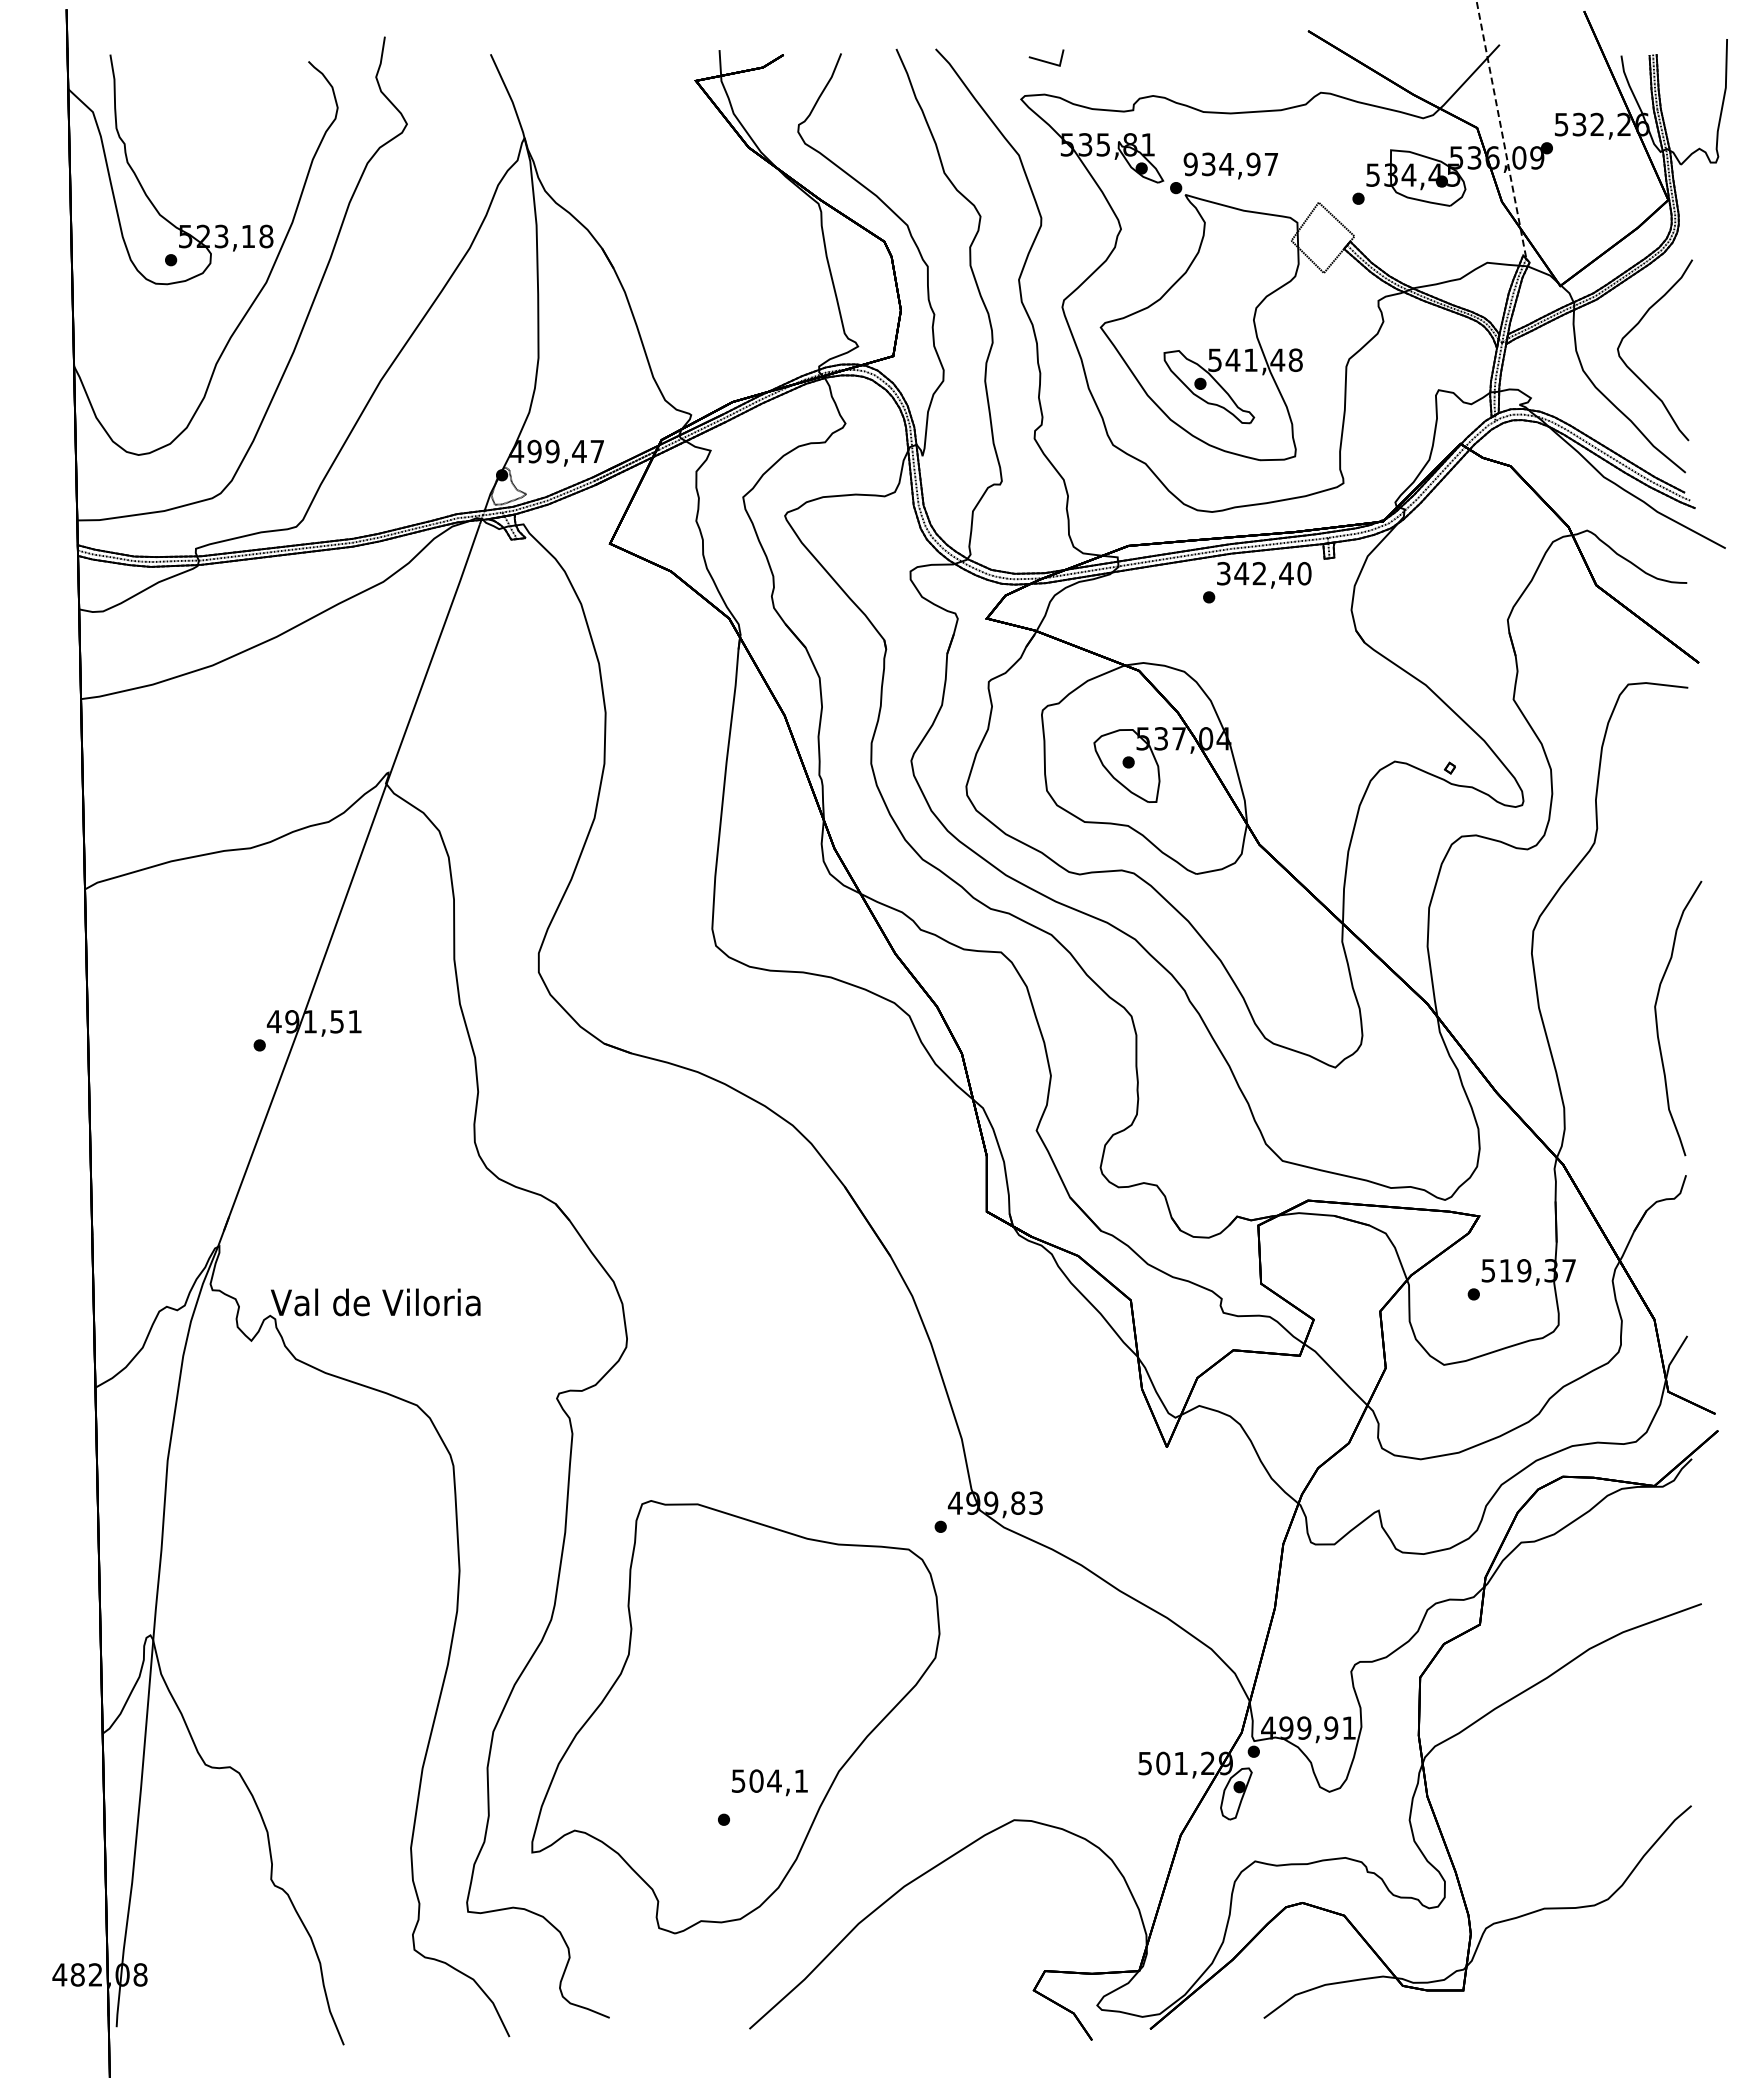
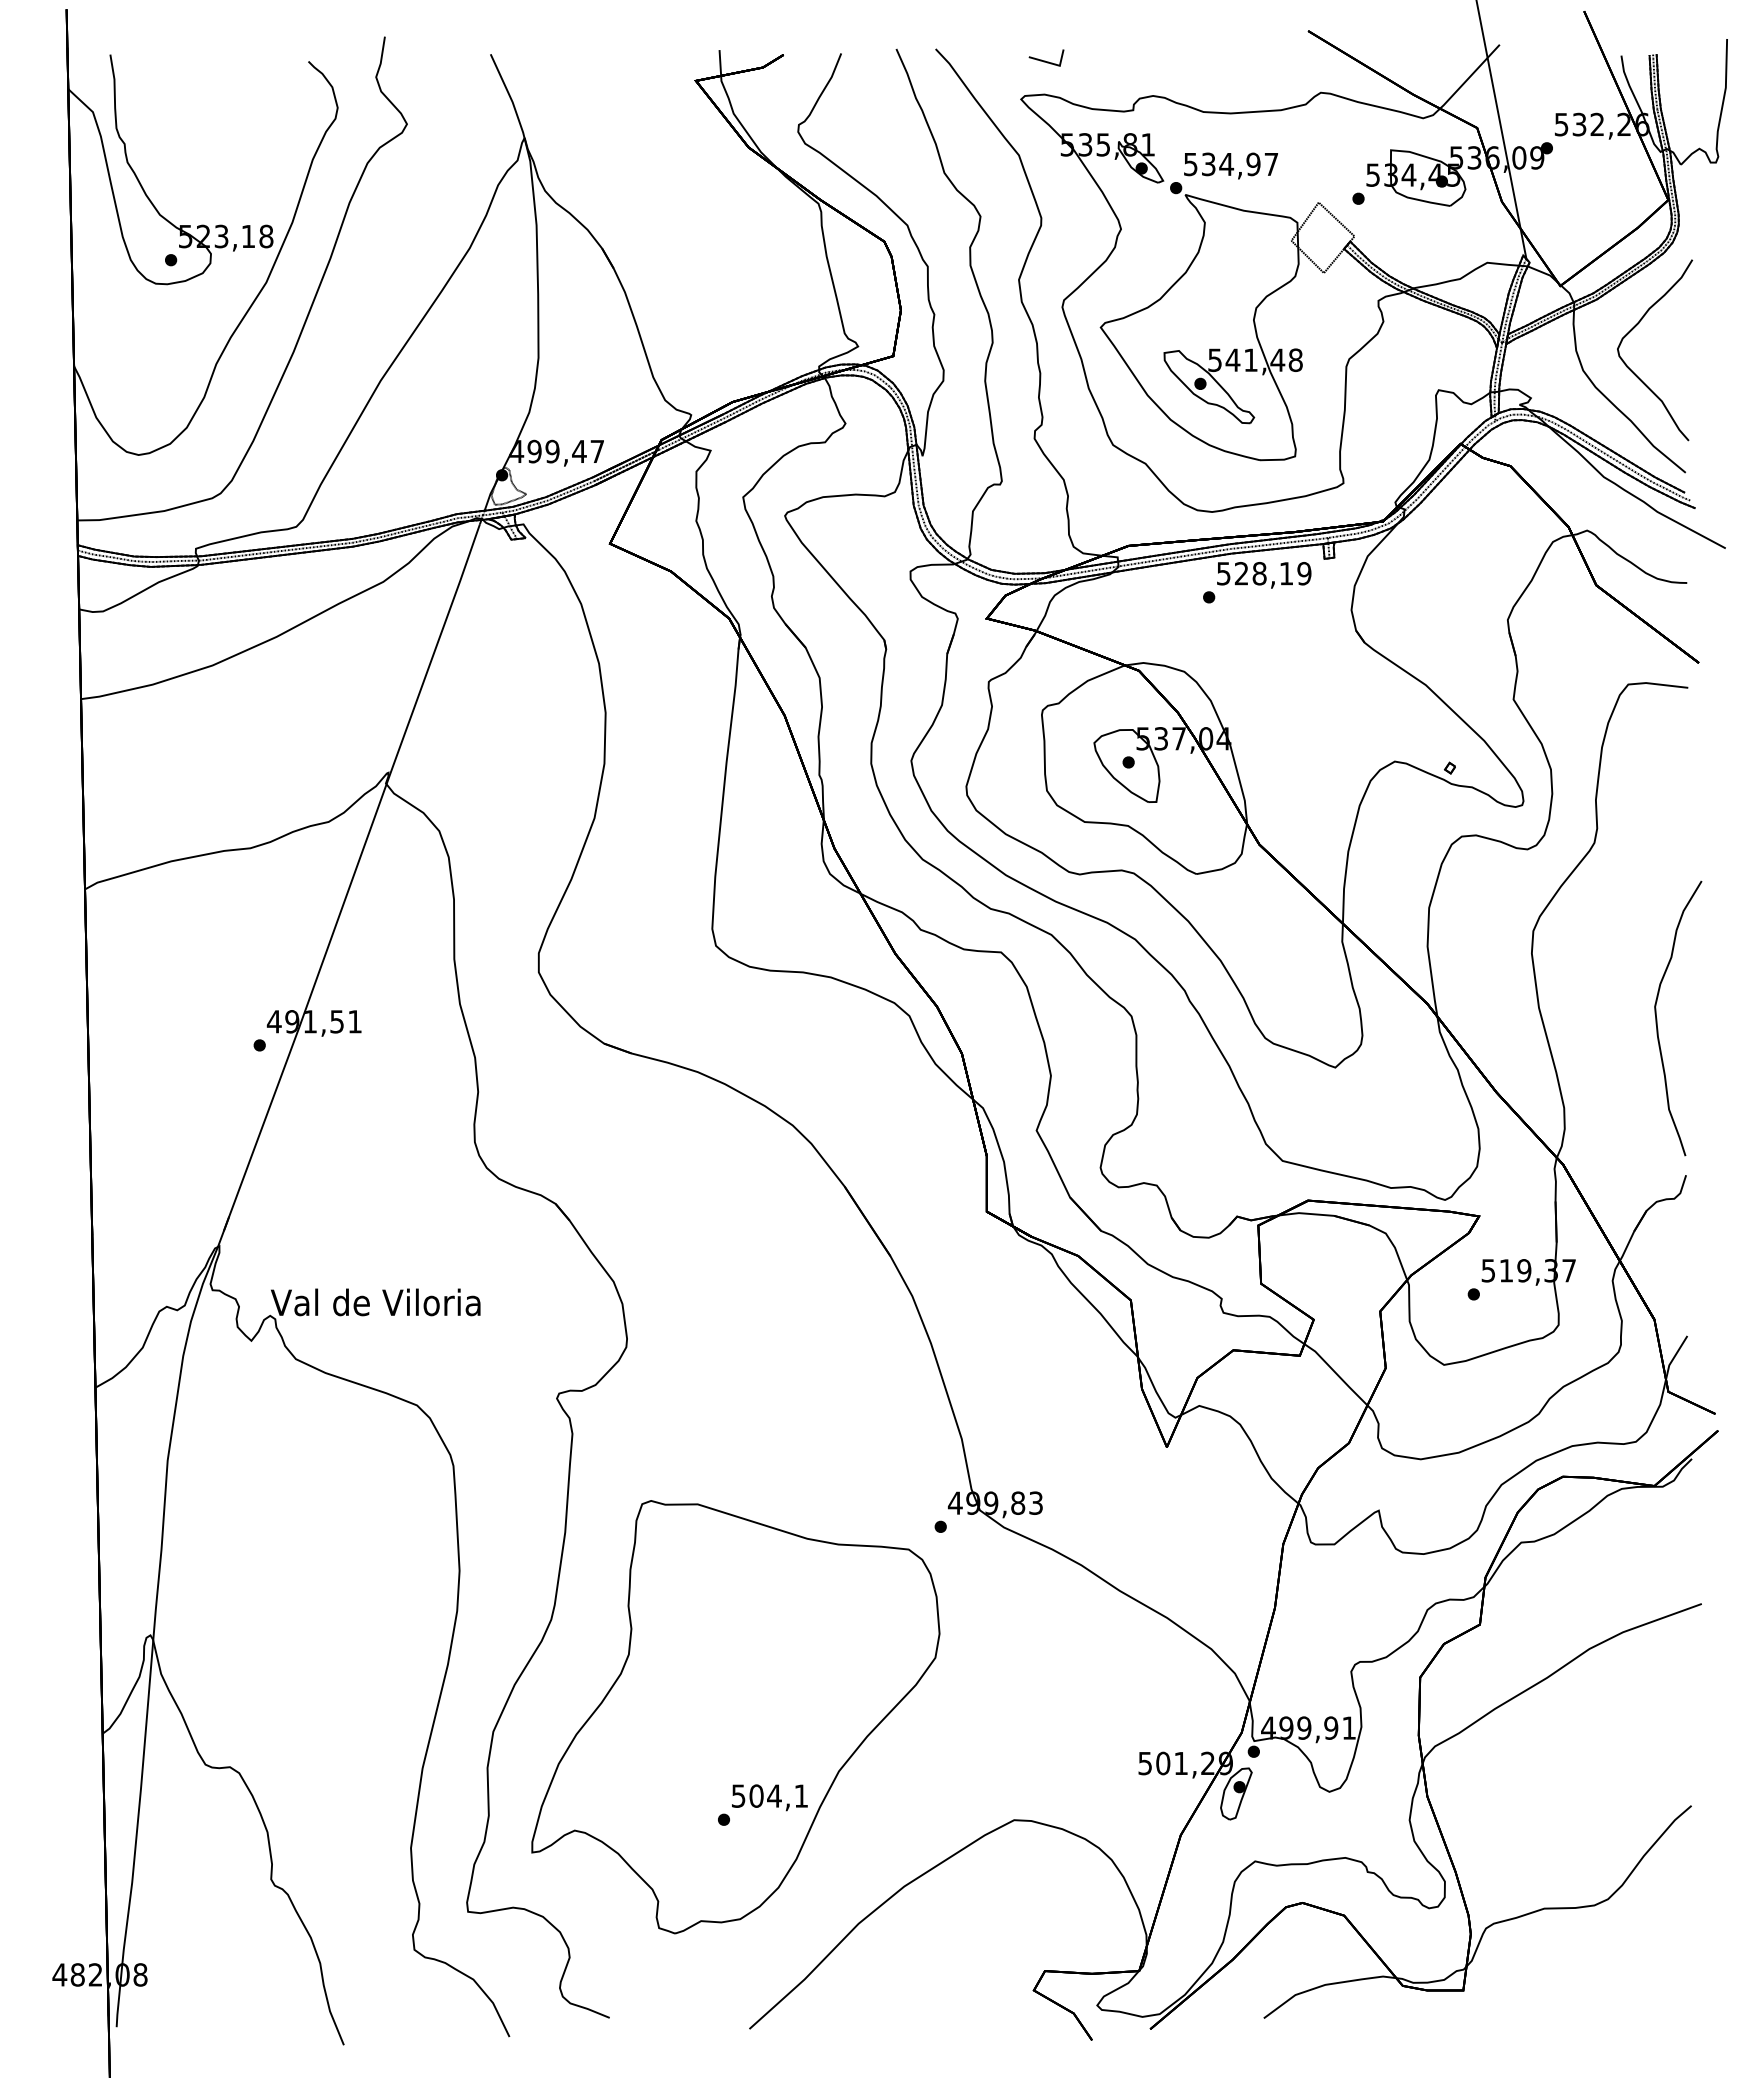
line: dashed -> solid (1501, 130)
text: 934,97 -> 534,97 (1190, 163)
text: 342,40 -> 528,19 (1264, 573)
text position: (769, 1782) -> (769, 1797) (769, 1797)
